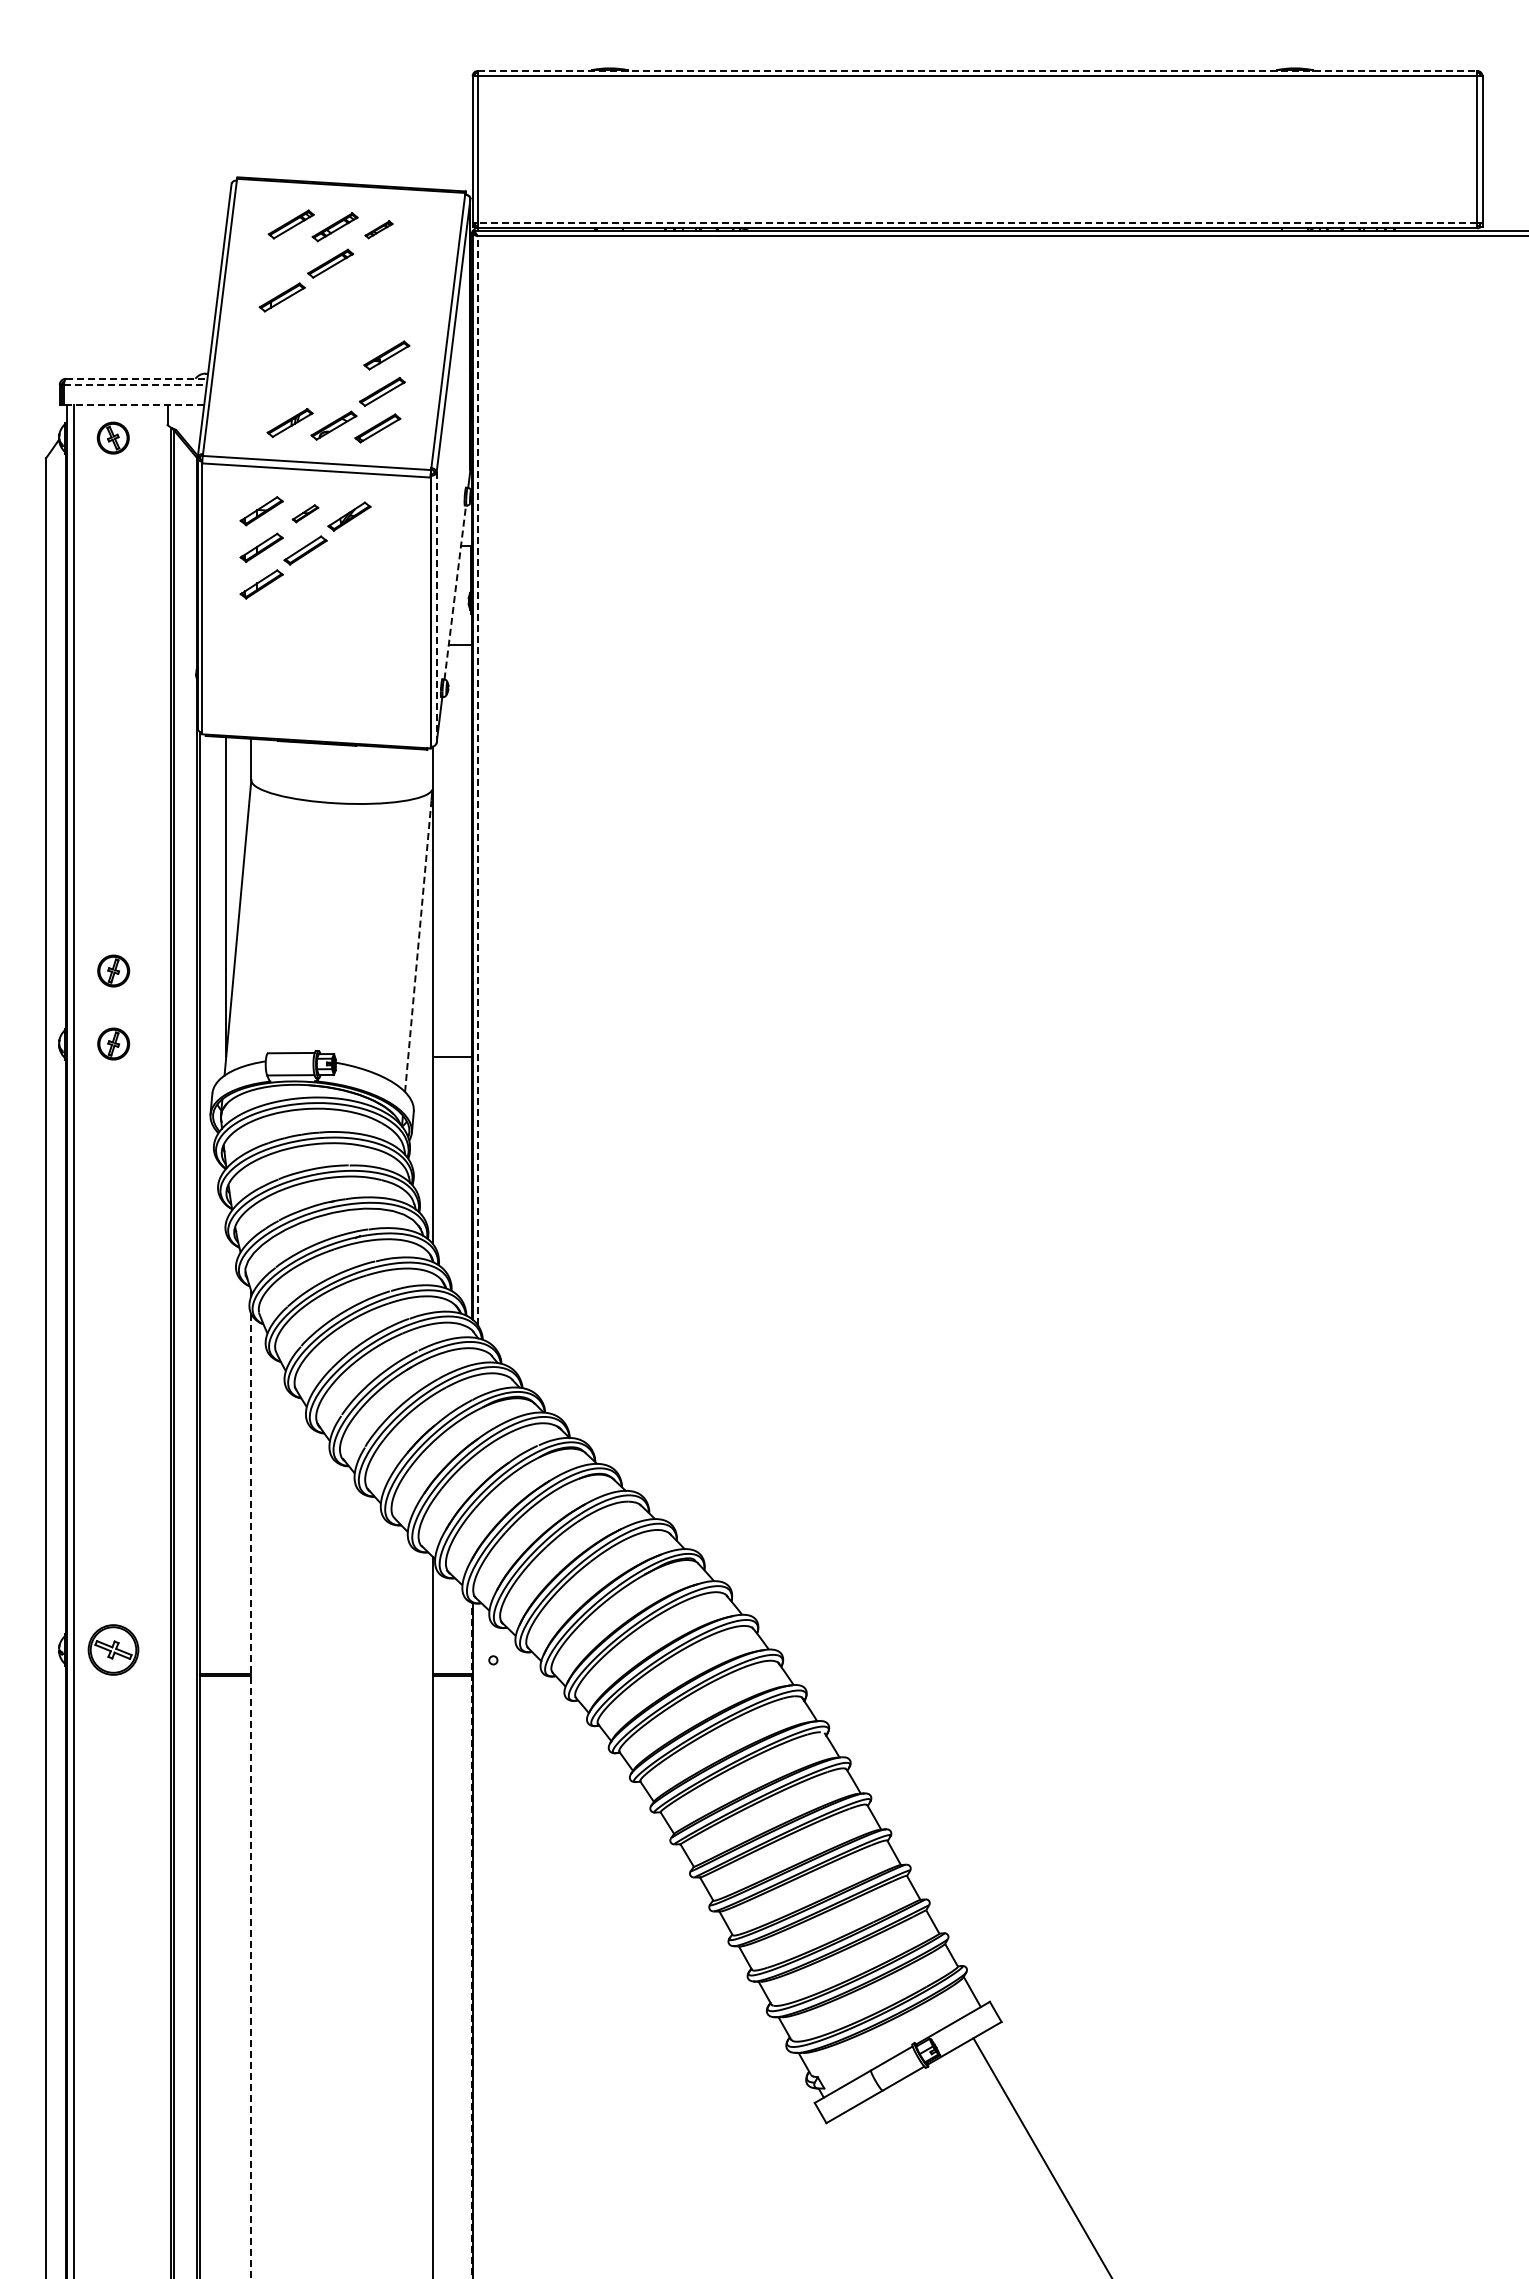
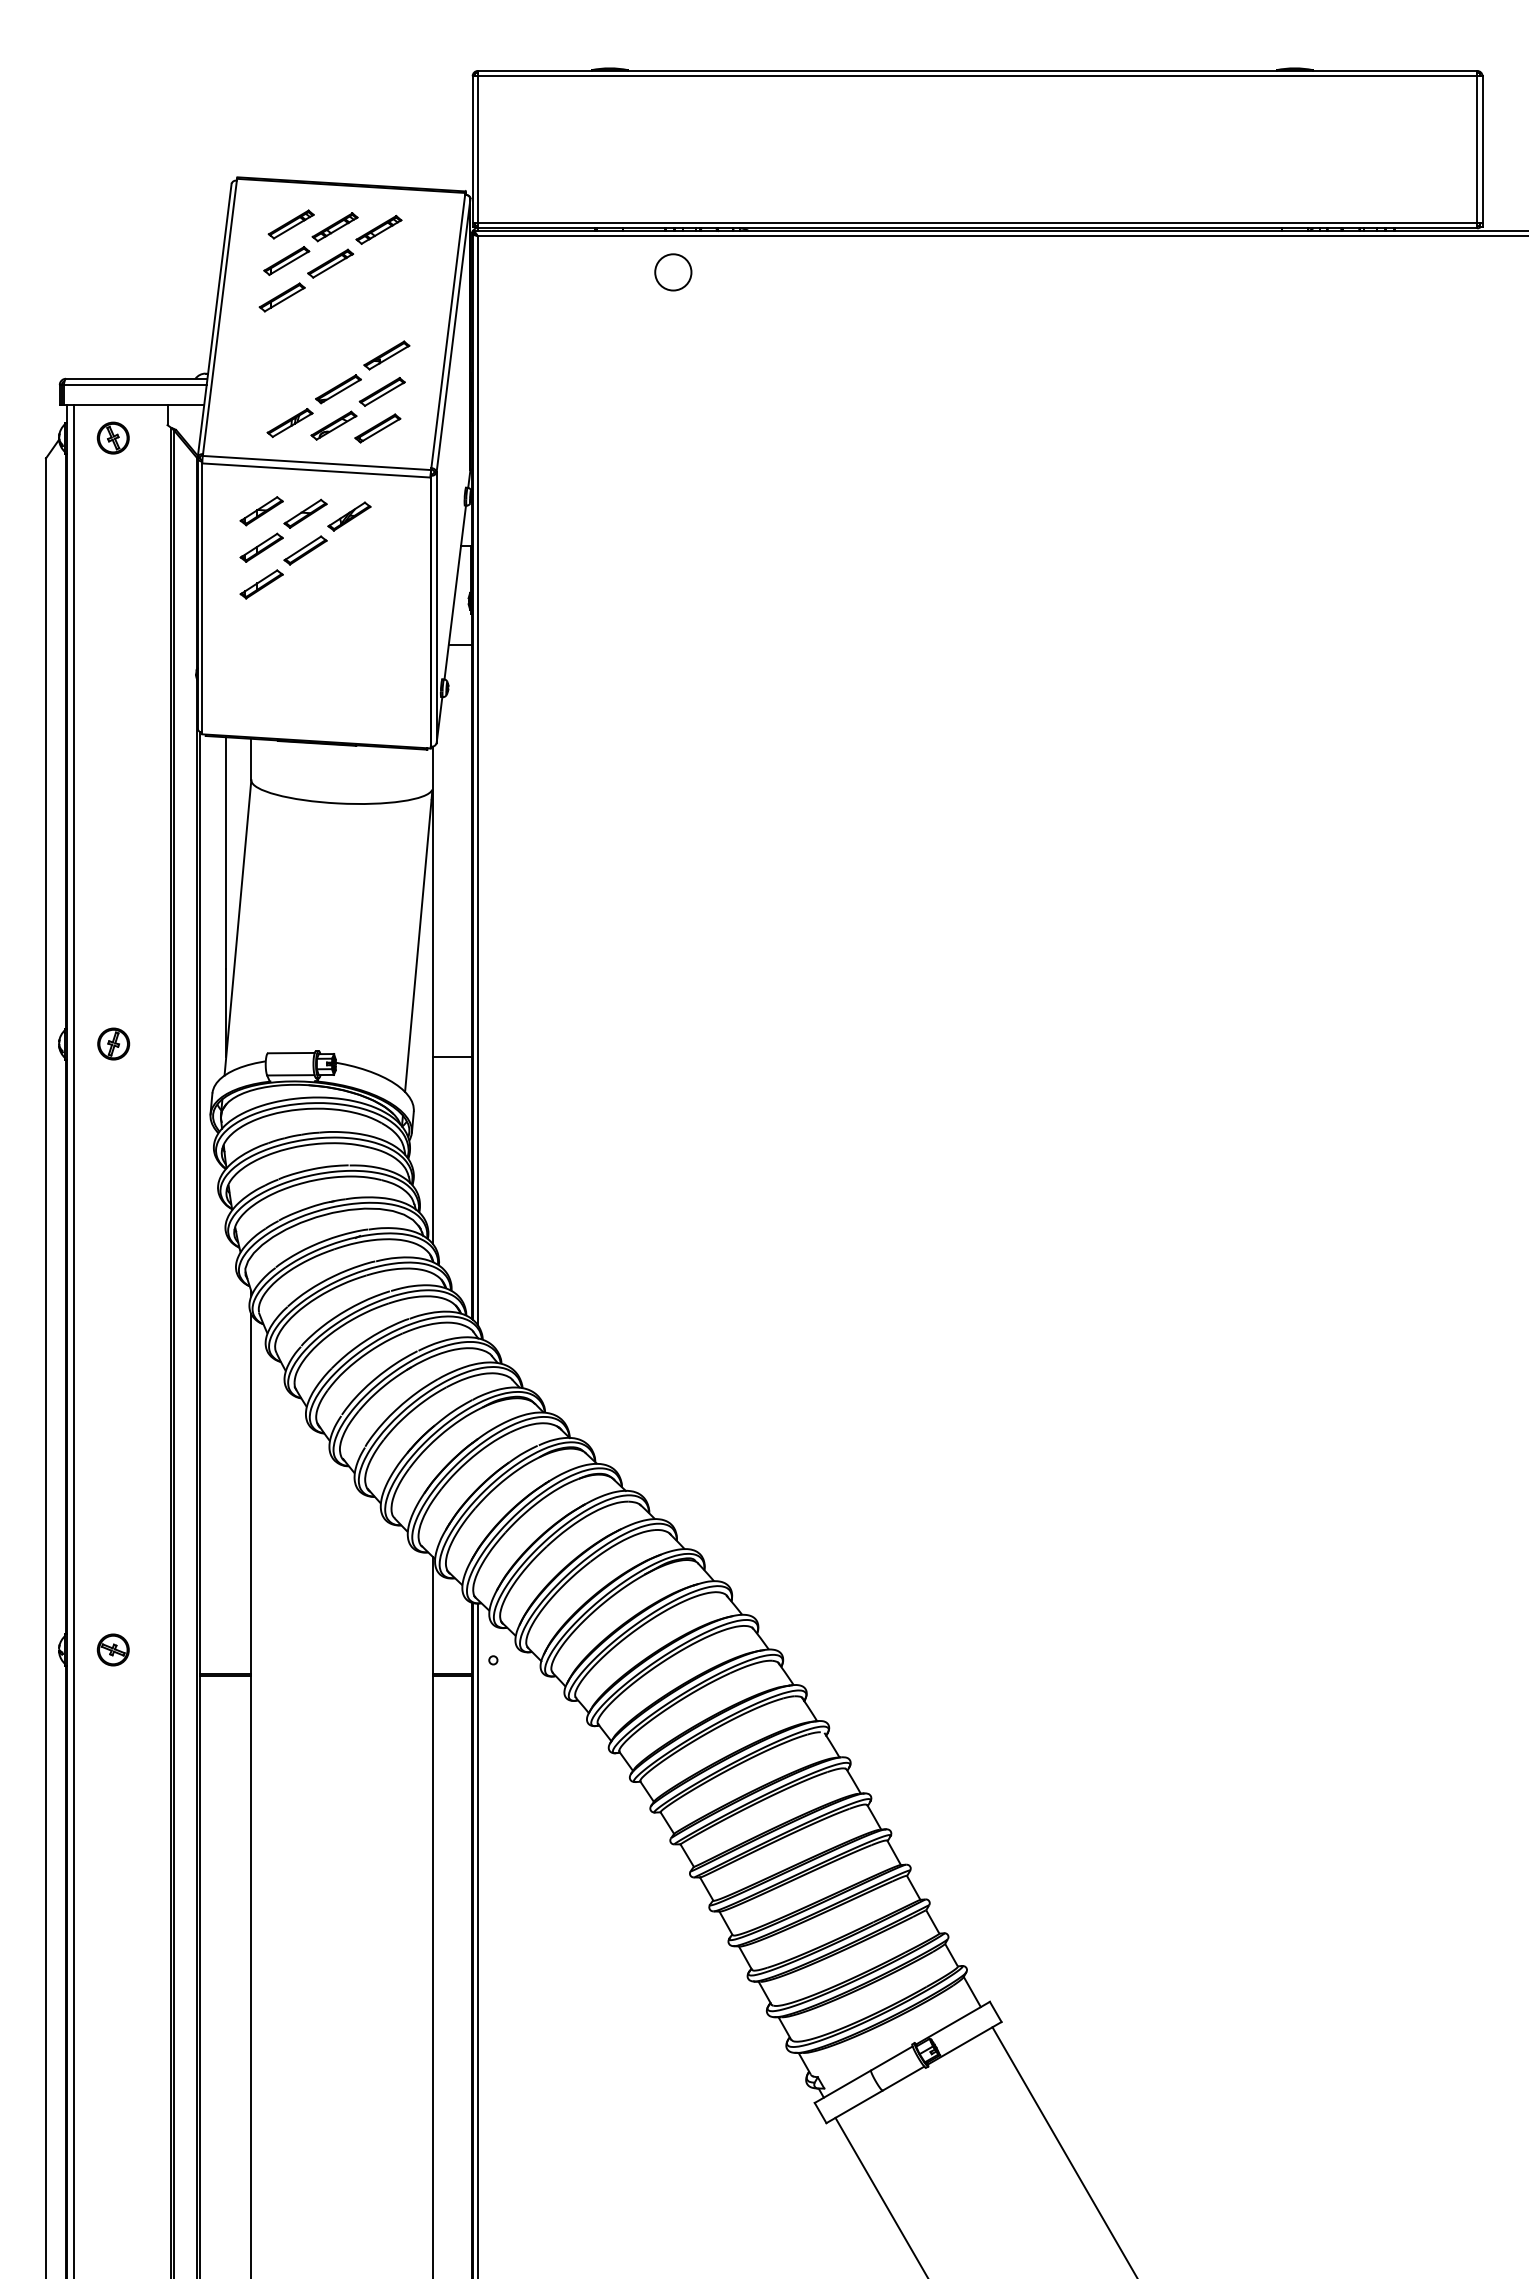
line: dashed -> solid (977, 70)
line: dashed -> solid (977, 223)
part size: 30x20 px -> 48x31 px (378, 229)
part: none -> present (286, 260)
circle: none -> present (673, 272)
line: dashed -> solid (136, 378)
line: dashed -> solid (135, 385)
part: none -> present (338, 389)
line: dashed -> solid (133, 404)
part size: 29x20 px -> 45x31 px (305, 513)
line: dashed -> solid (455, 592)
line: dashed -> solid (436, 608)
line: dashed -> solid (477, 780)
line: dashed -> solid (418, 945)
part: present -> none (113, 970)
part size: 53x52 px -> 34x34 px (112, 1649)
line: dashed -> solid (251, 1796)
line: none -> present (477, 1939)
line: dashed -> solid (471, 1940)
line position: (1041, 2156) -> (1063, 2151) (1063, 2151)
line: none -> present (880, 2196)
